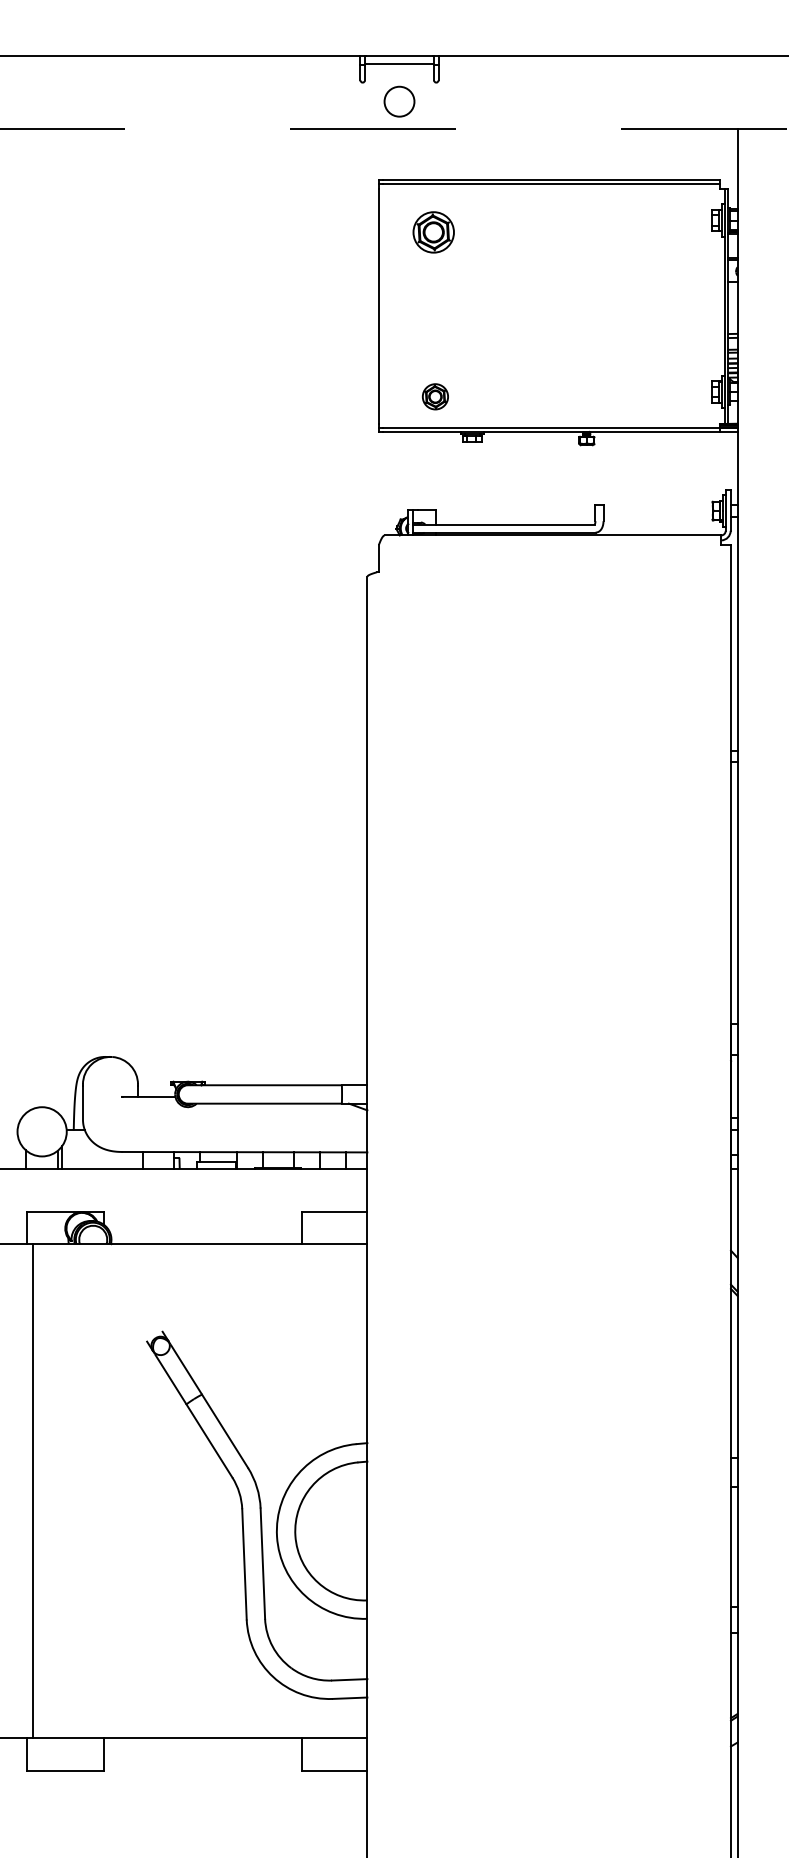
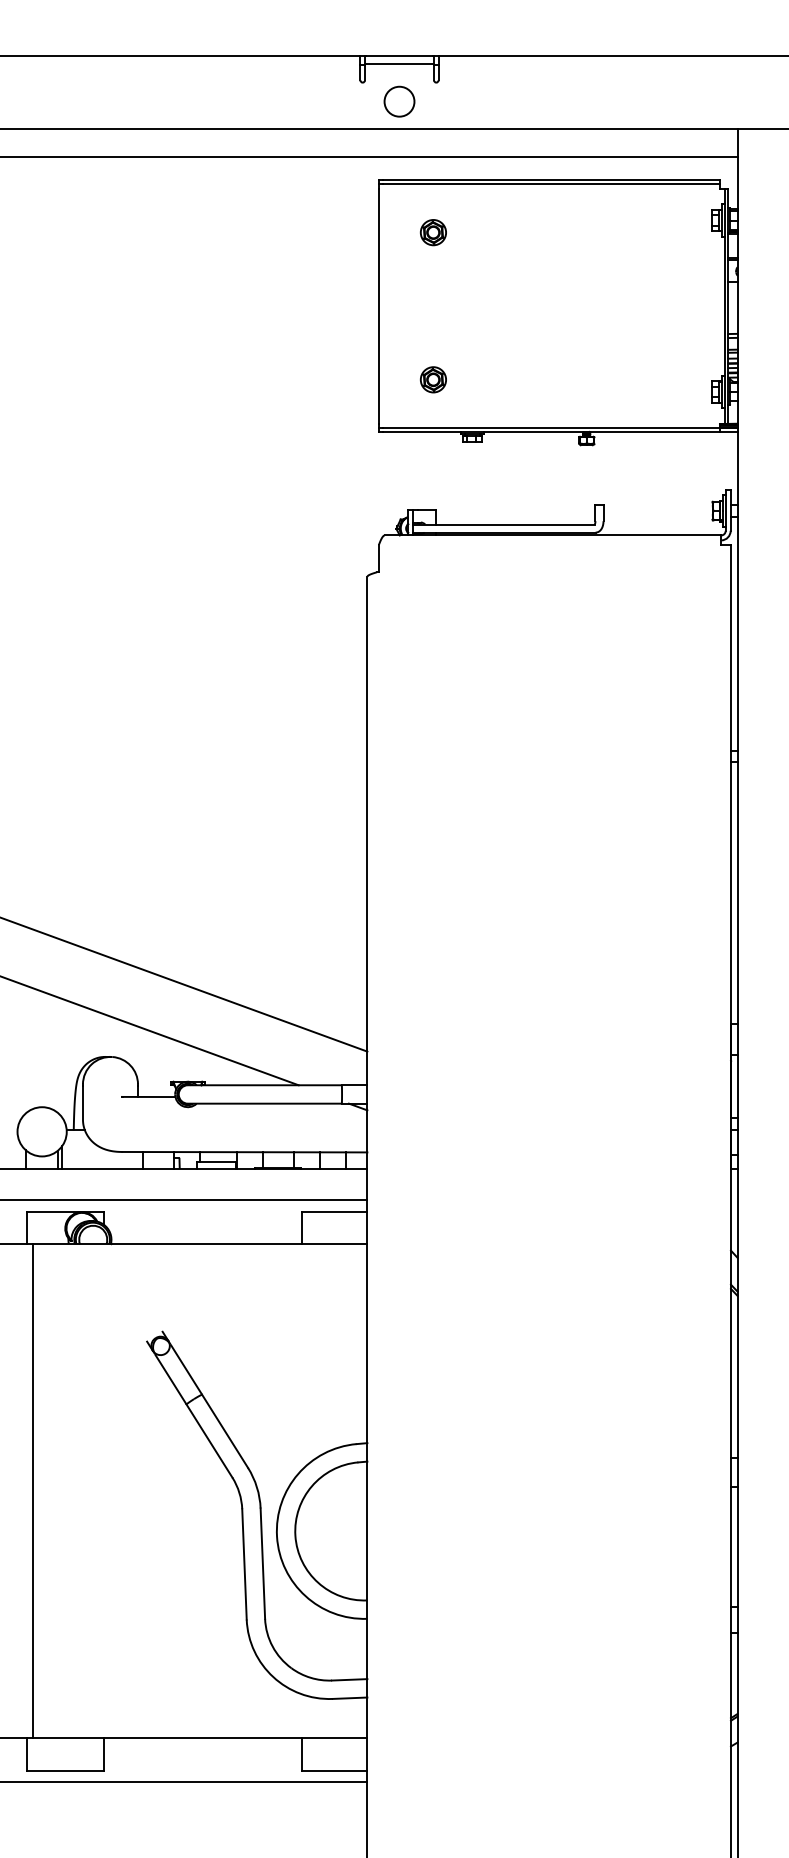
line: dashed -> solid (394, 129)
line: none -> present (369, 156)
part size: 43x43 px -> 28x28 px (432, 232)
part position: (434, 396) -> (432, 379) (432, 379)
line: none -> present (184, 984)
line: none -> present (150, 1031)
line: none -> present (184, 1199)
line: none -> present (184, 1782)
